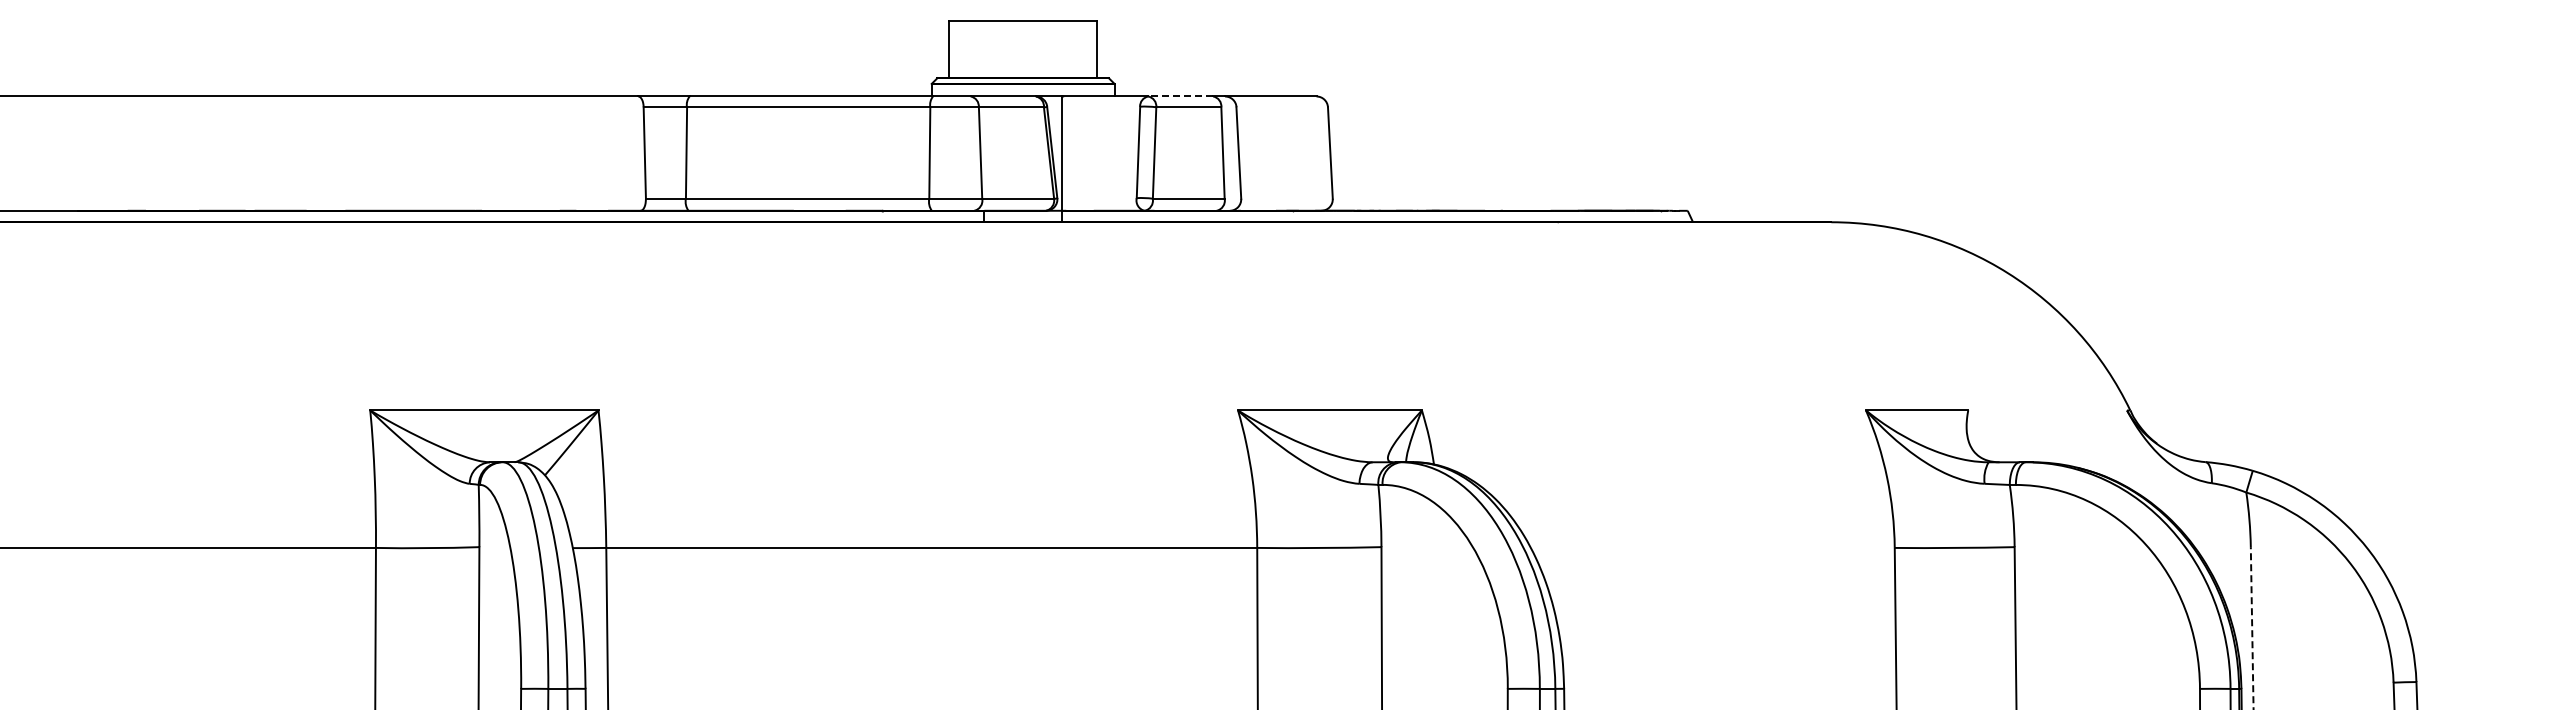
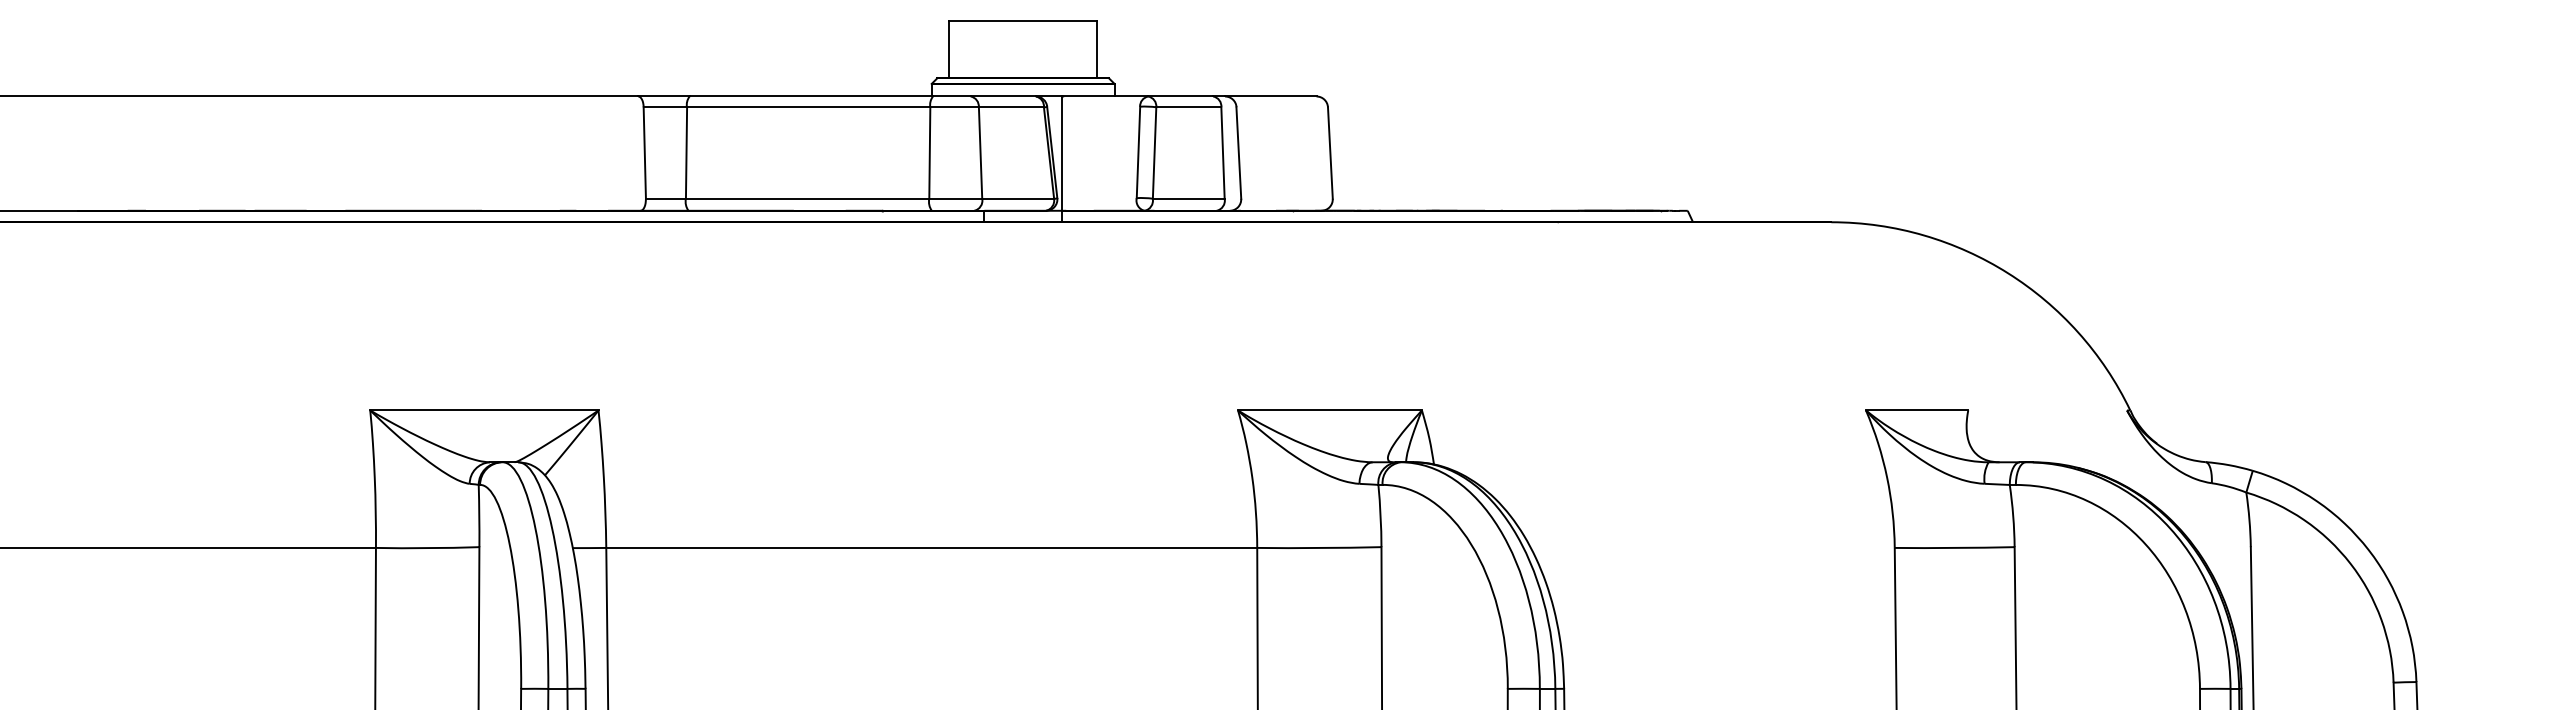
line: dashed -> solid (1180, 96)
line: dashed -> solid (2252, 628)
